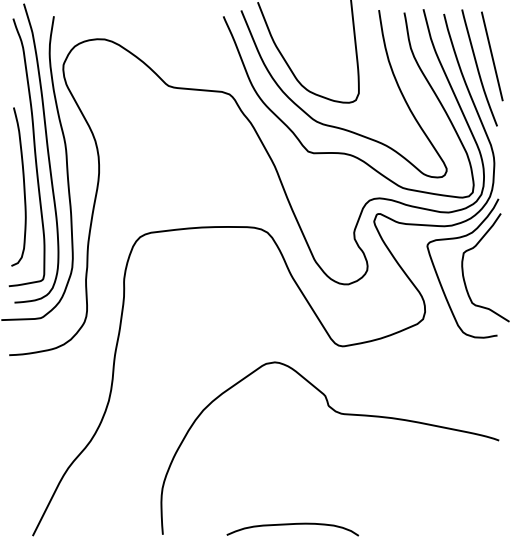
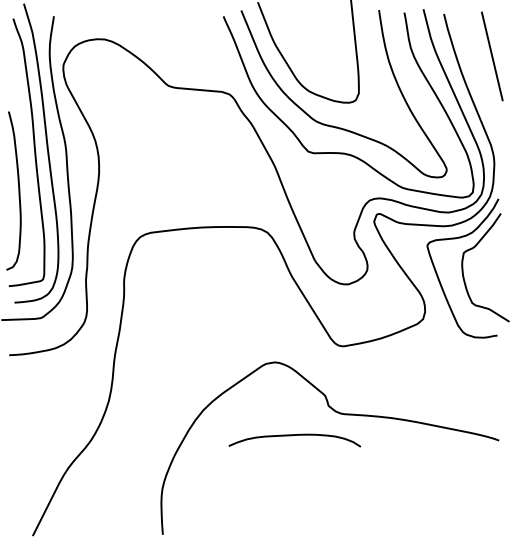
curve: present -> none (478, 67)
curve position: (23, 186) -> (18, 190) (18, 190)
curve position: (290, 525) -> (292, 436) (292, 436)
